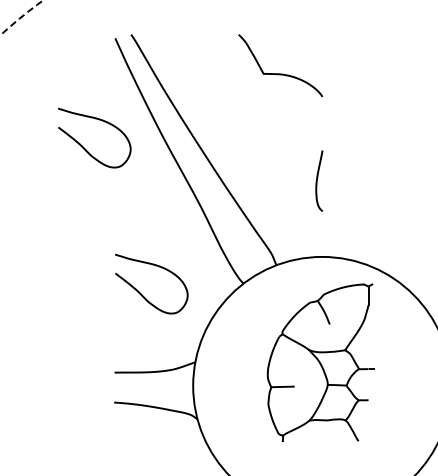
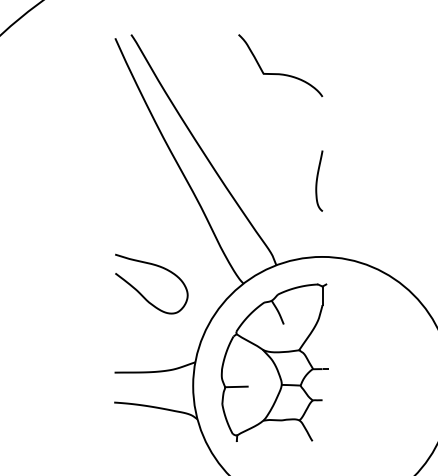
circle: dashed -> solid (21, 17)
curve: present -> none (84, 147)
part position: (320, 362) -> (274, 362) (274, 362)
